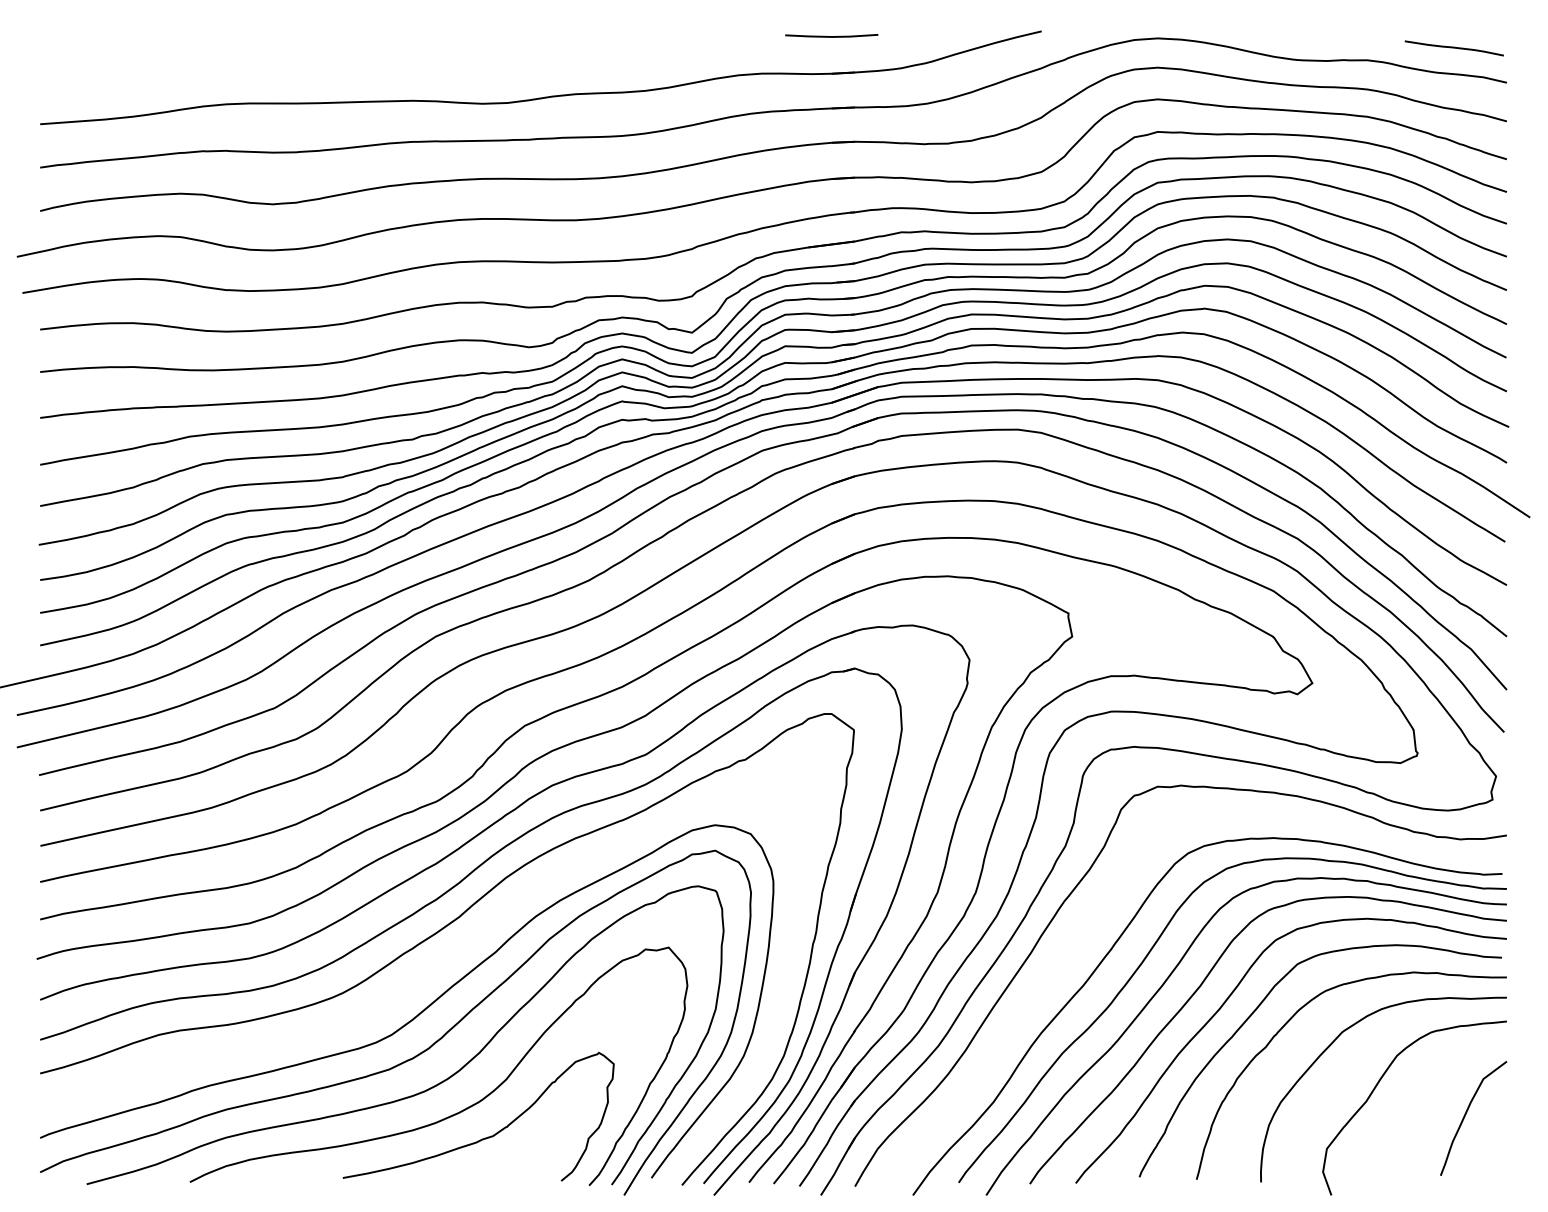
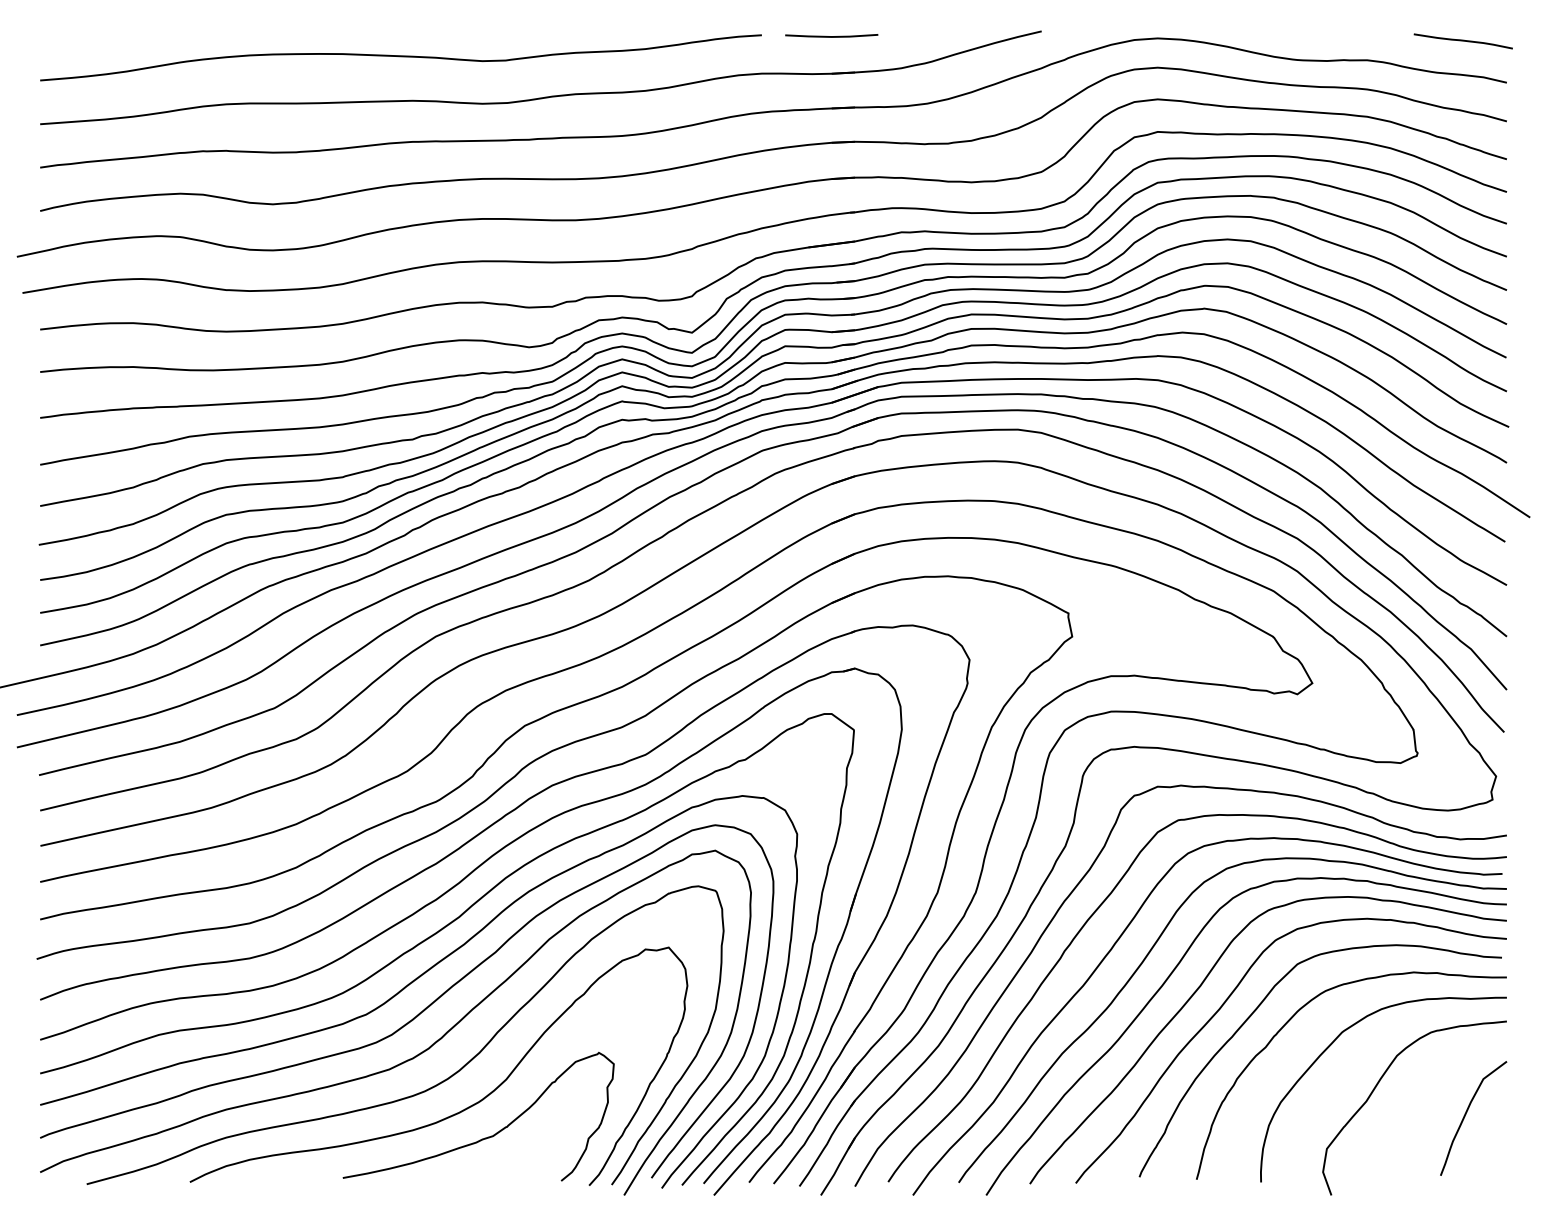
curve position: (1453, 48) -> (1462, 41) (1462, 41)
curve: none -> present (400, 57)
curve: none -> present (1093, 915)
curve: none -> present (412, 983)
